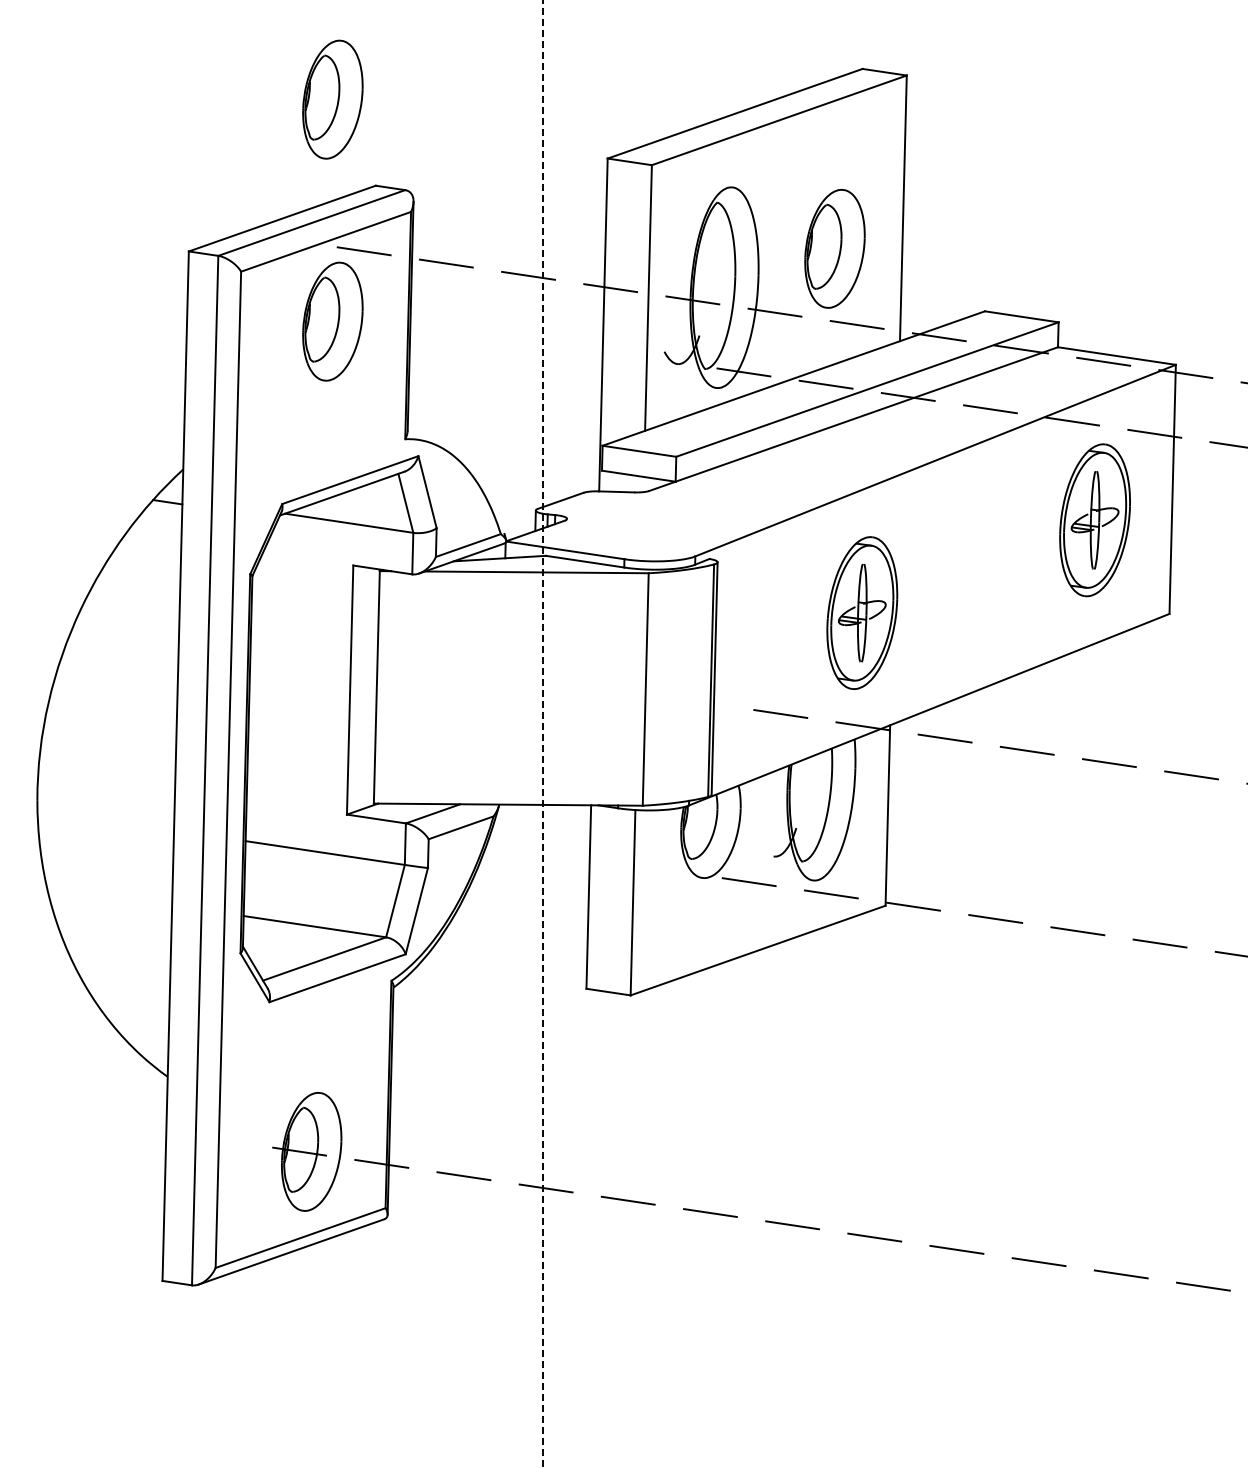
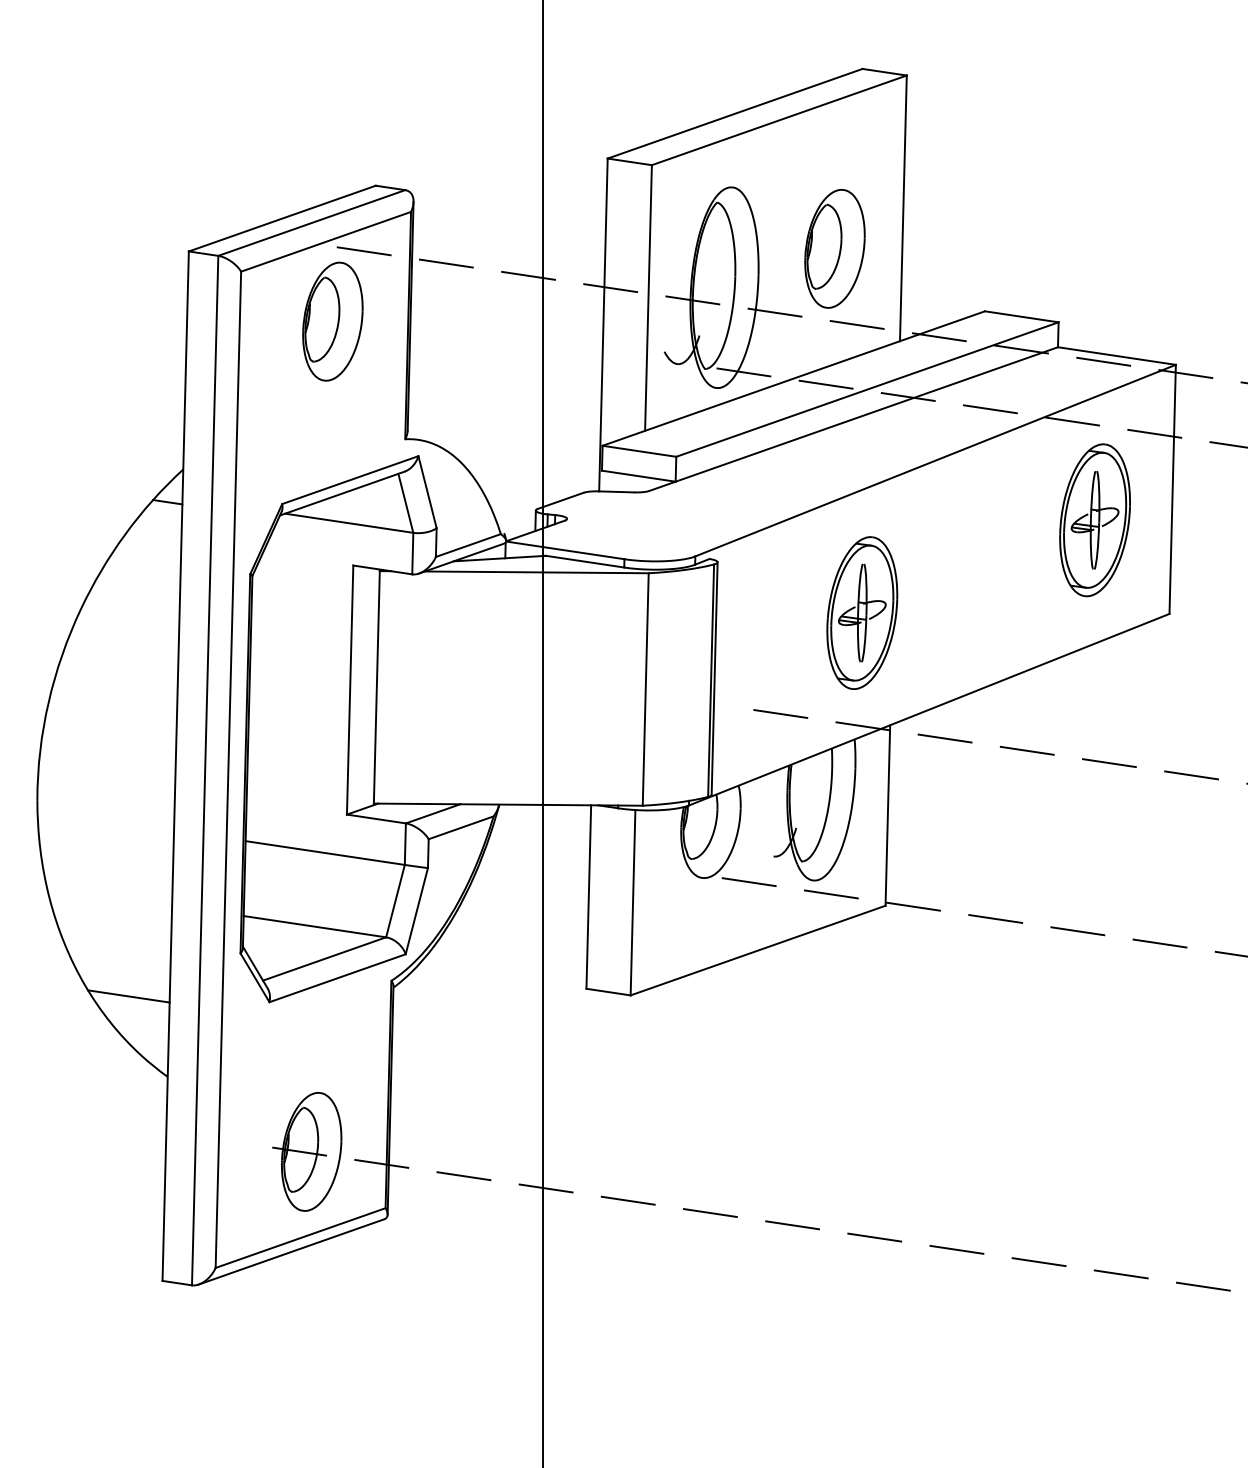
part: present -> none (332, 99)
line: dashed -> solid (542, 734)
line: none -> present (128, 996)
